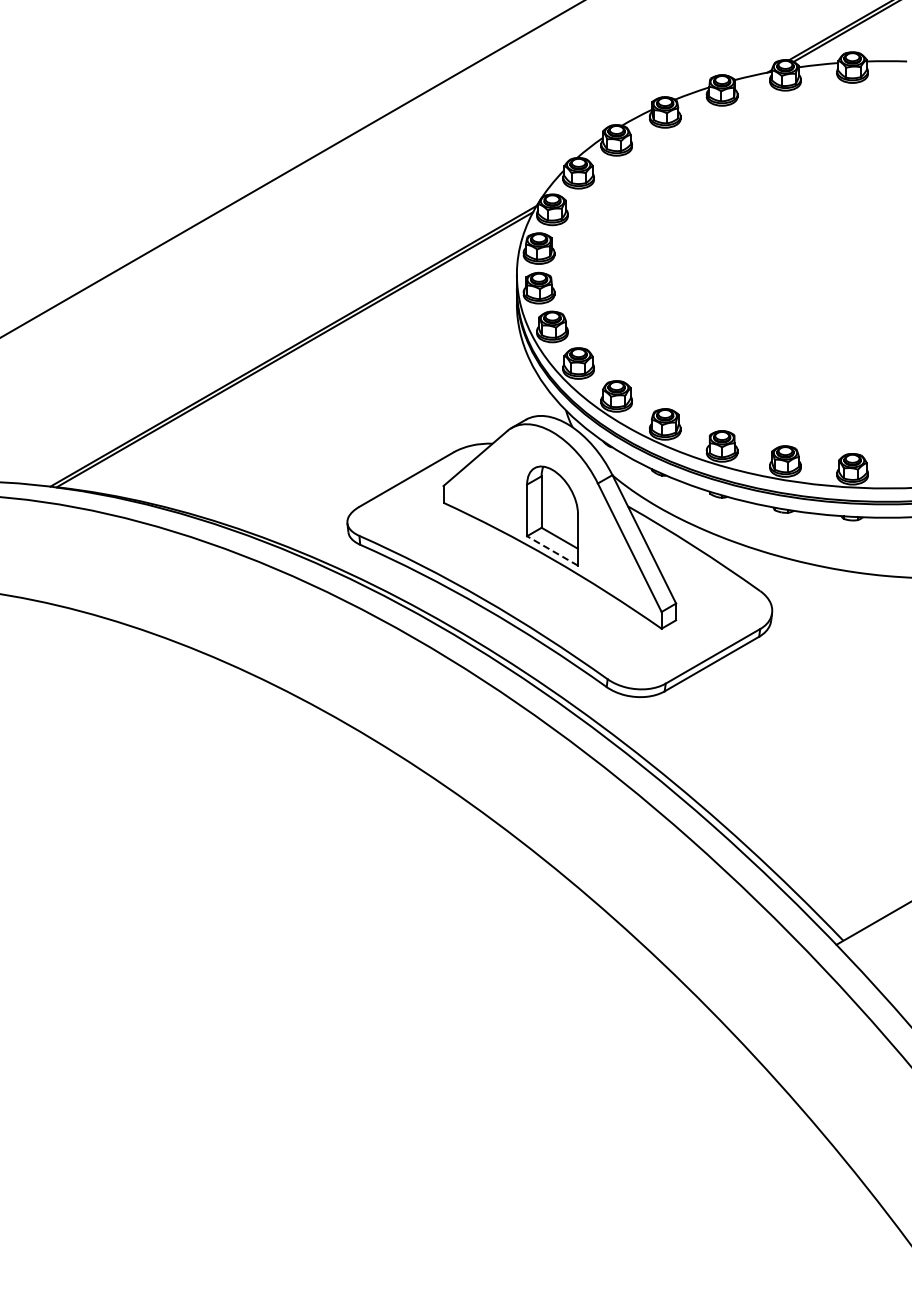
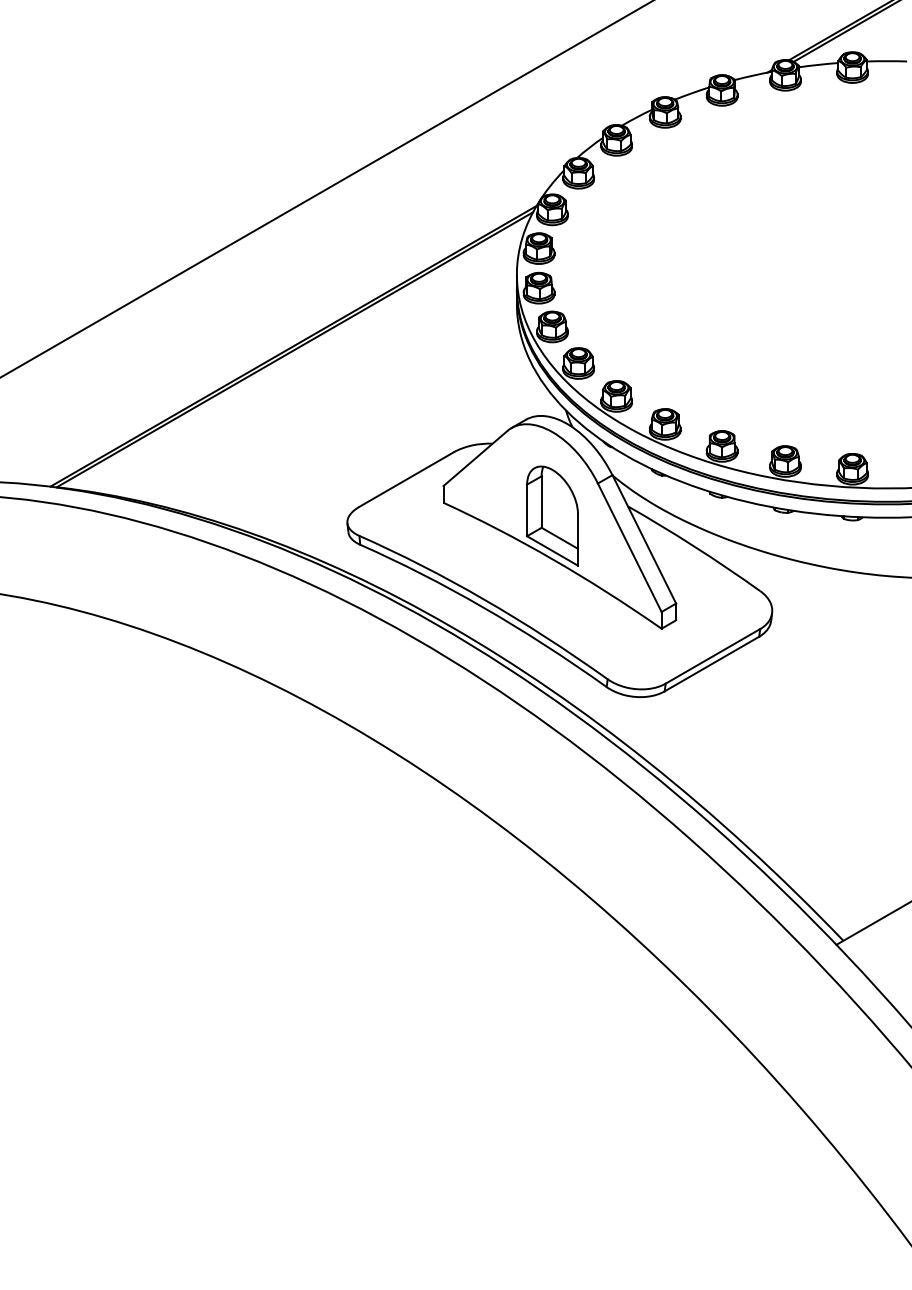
line position: (291, 169) -> (326, 189) (326, 189)
line: dashed -> solid (552, 550)
